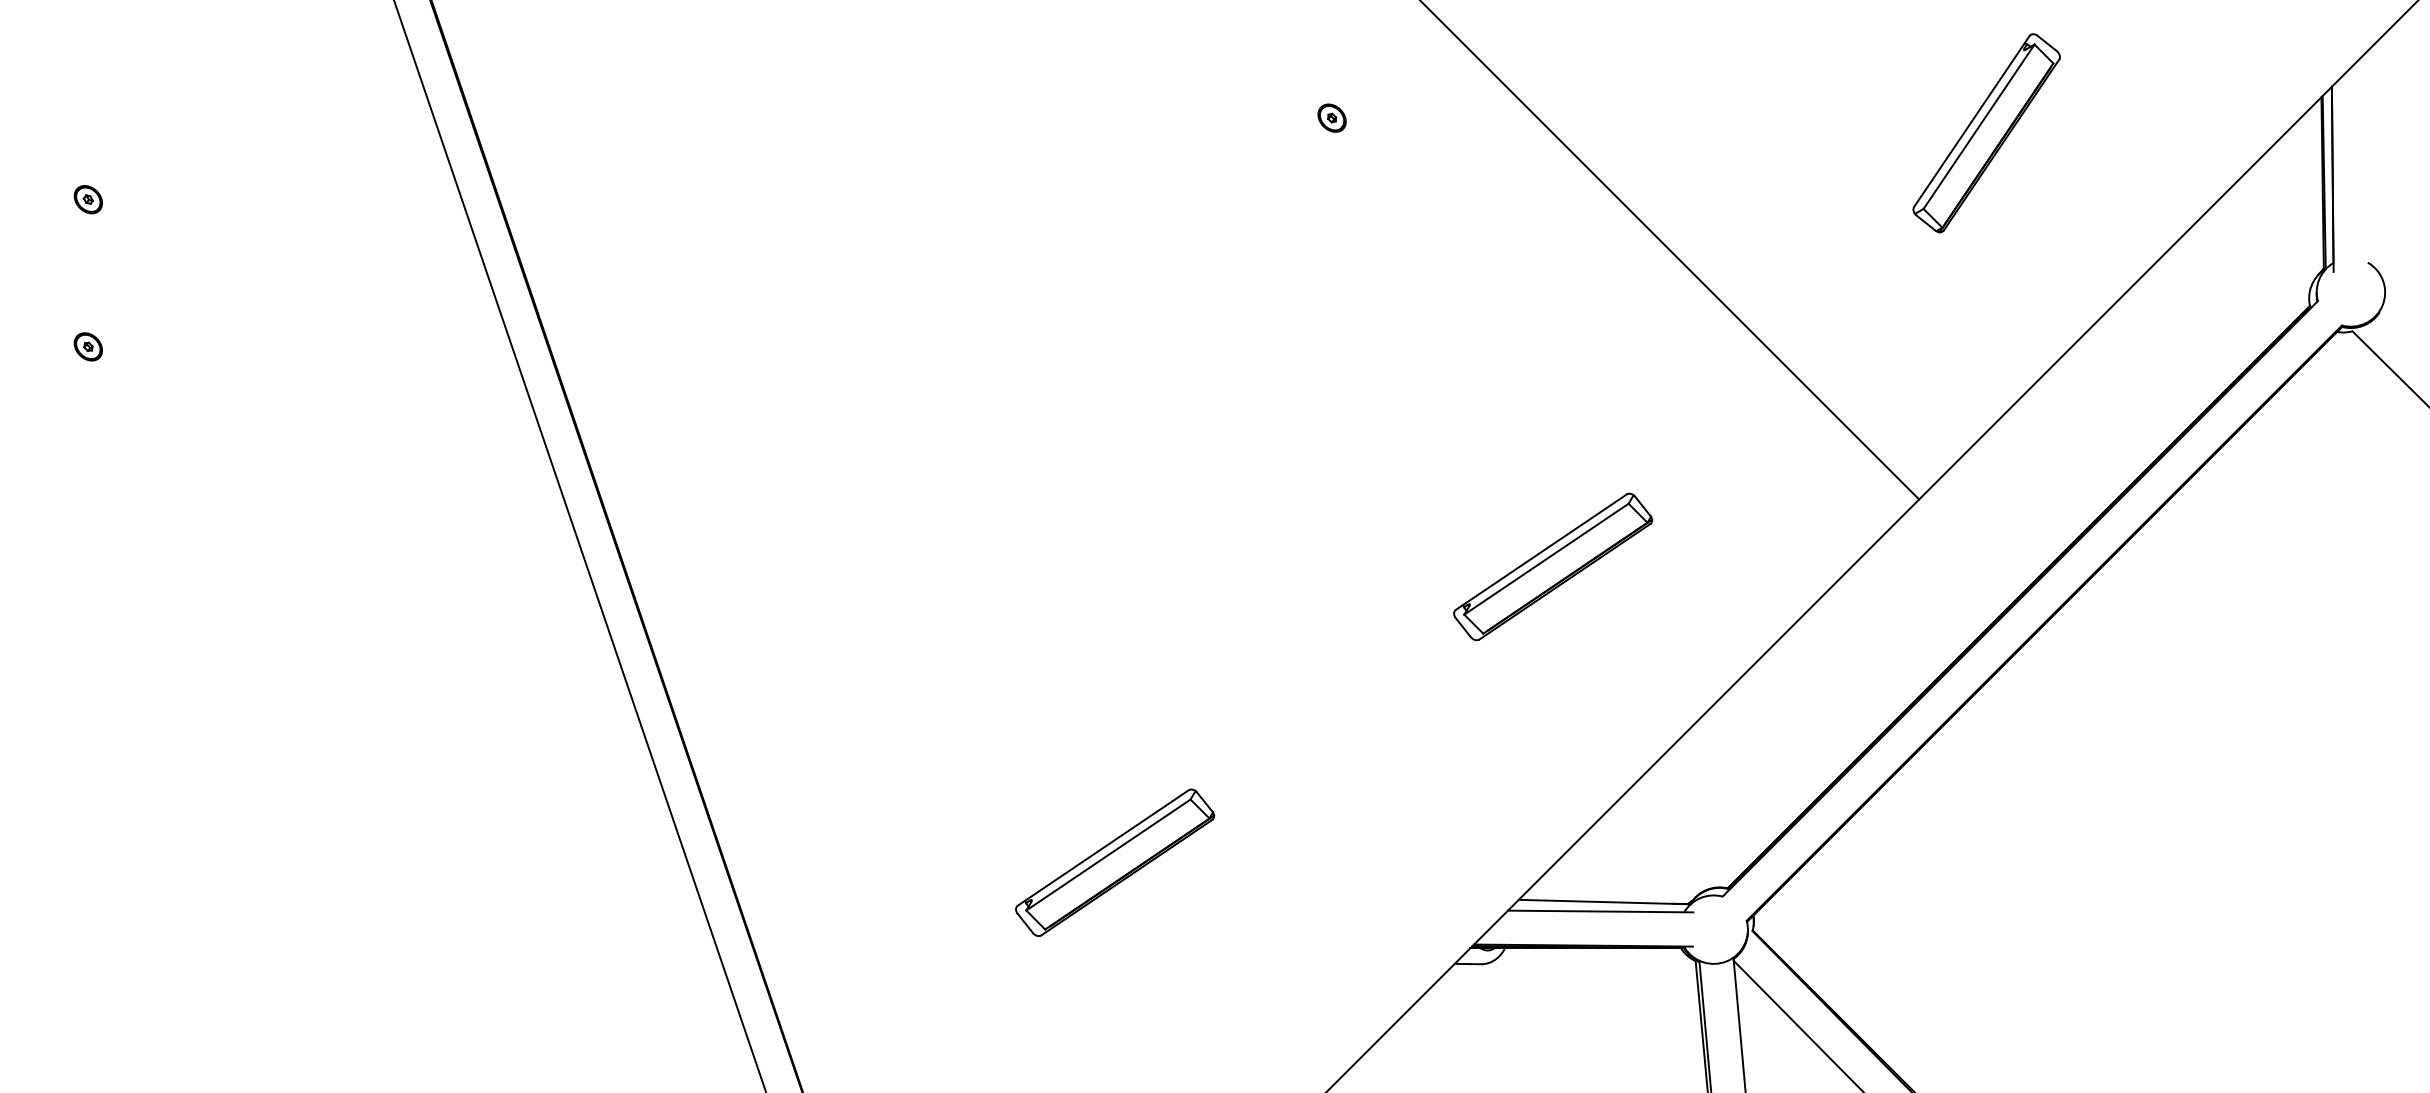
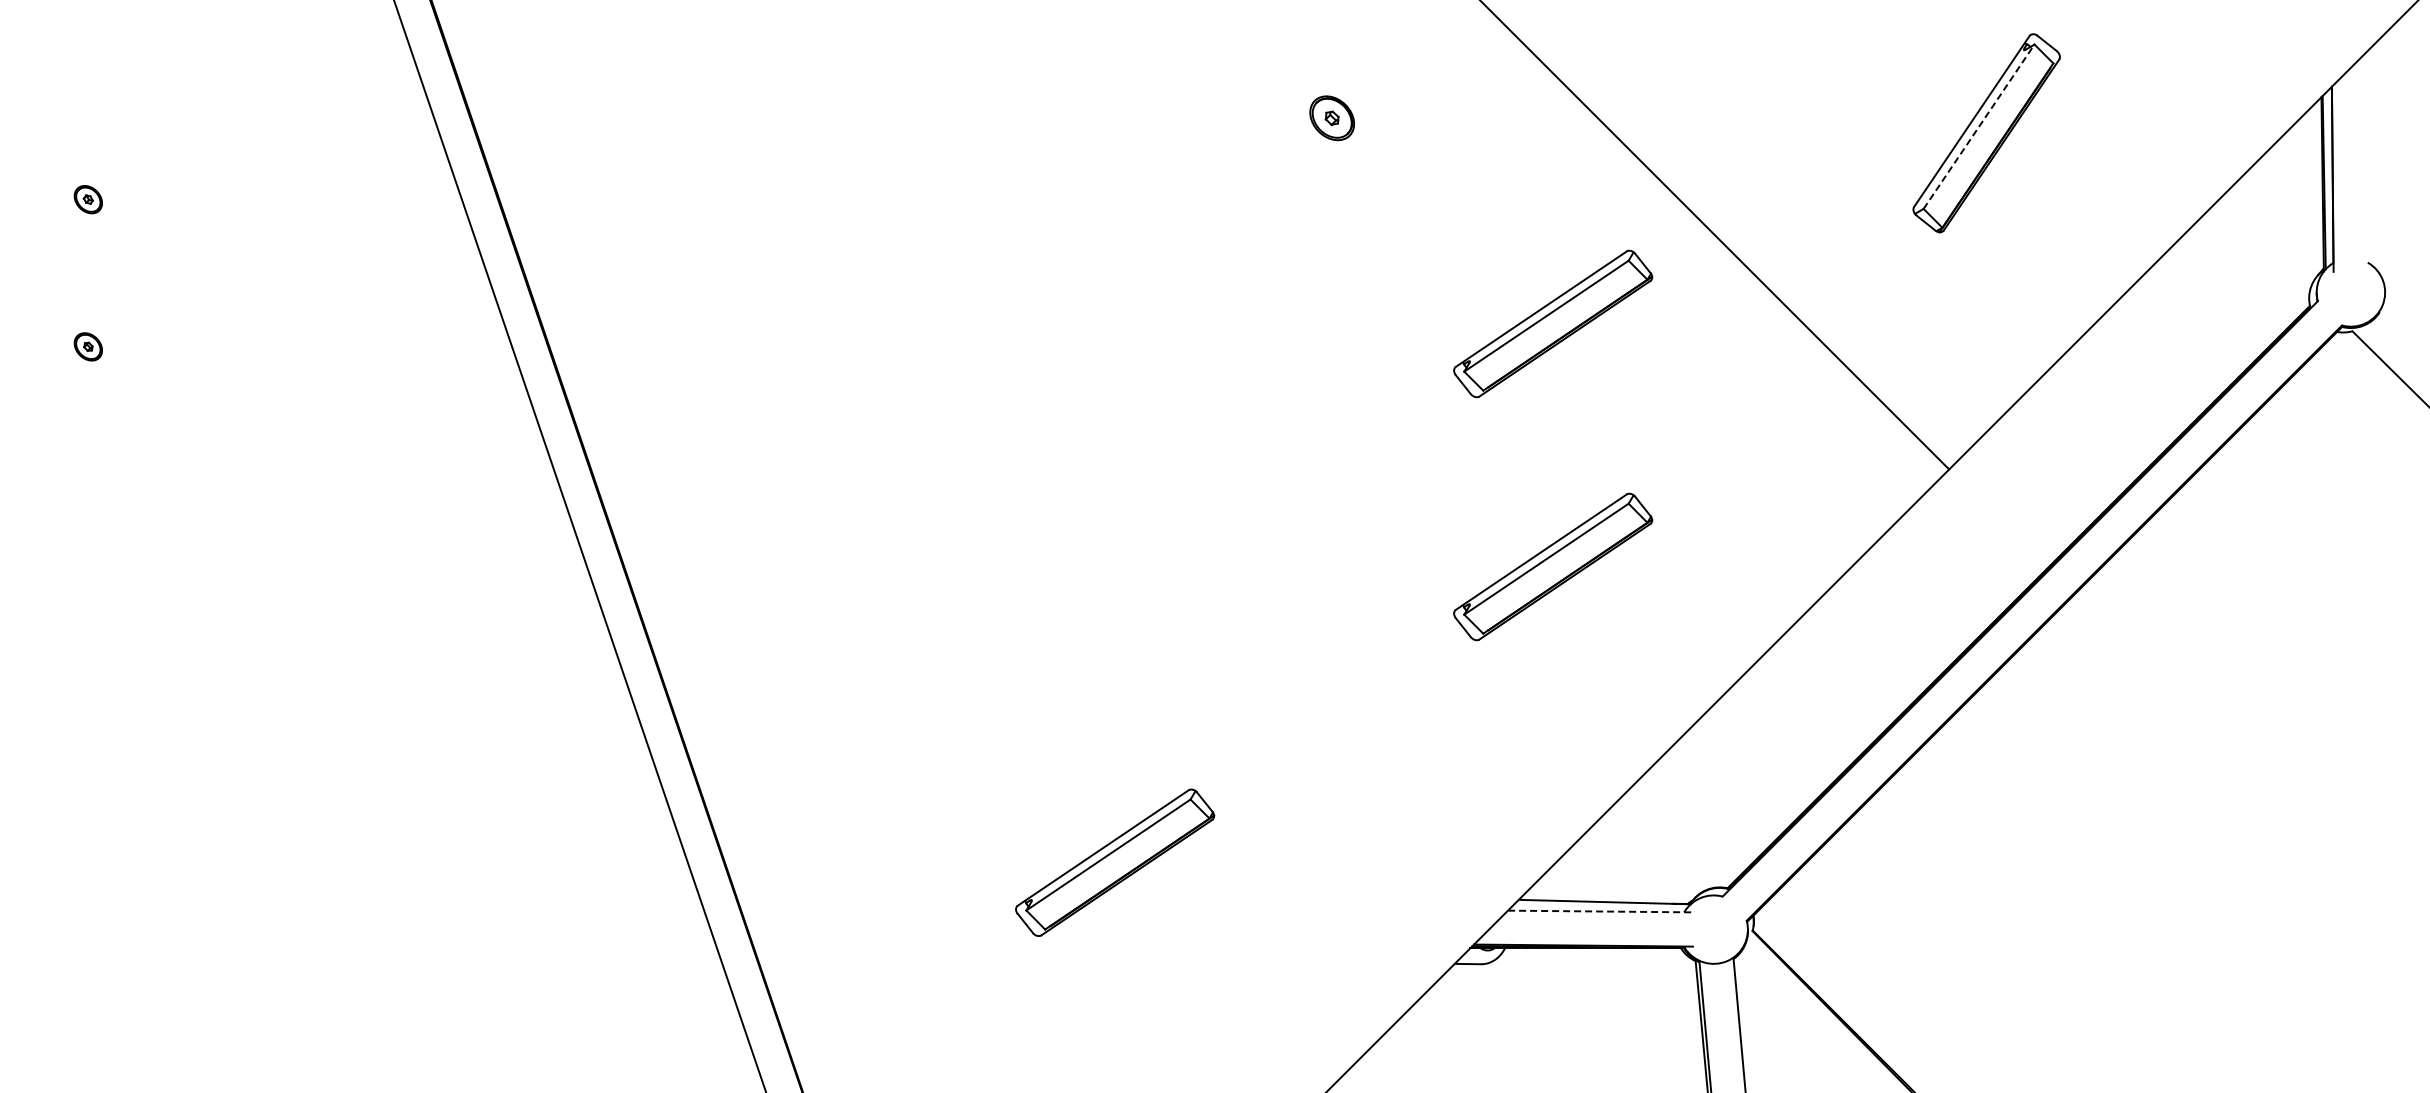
part size: 30x30 px -> 47x47 px (1332, 118)
line: solid -> dashed (1979, 126)
line position: (1670, 250) -> (1715, 235) (1715, 235)
part: none -> present (1553, 323)
line: solid -> dashed (1600, 911)
line: present -> none (1797, 1024)
